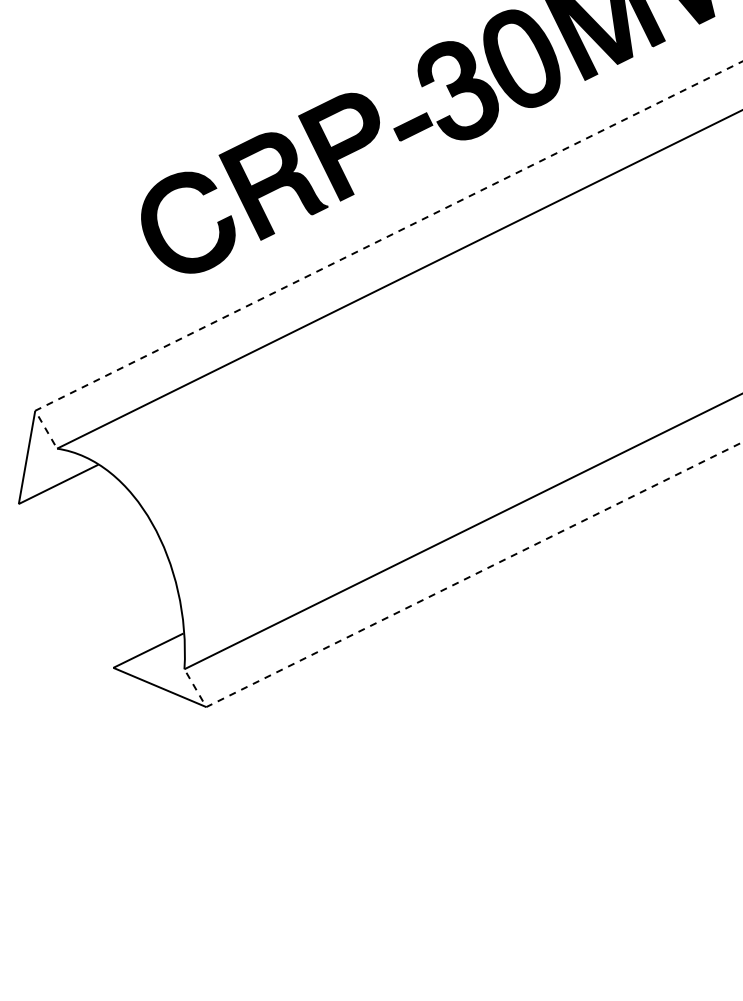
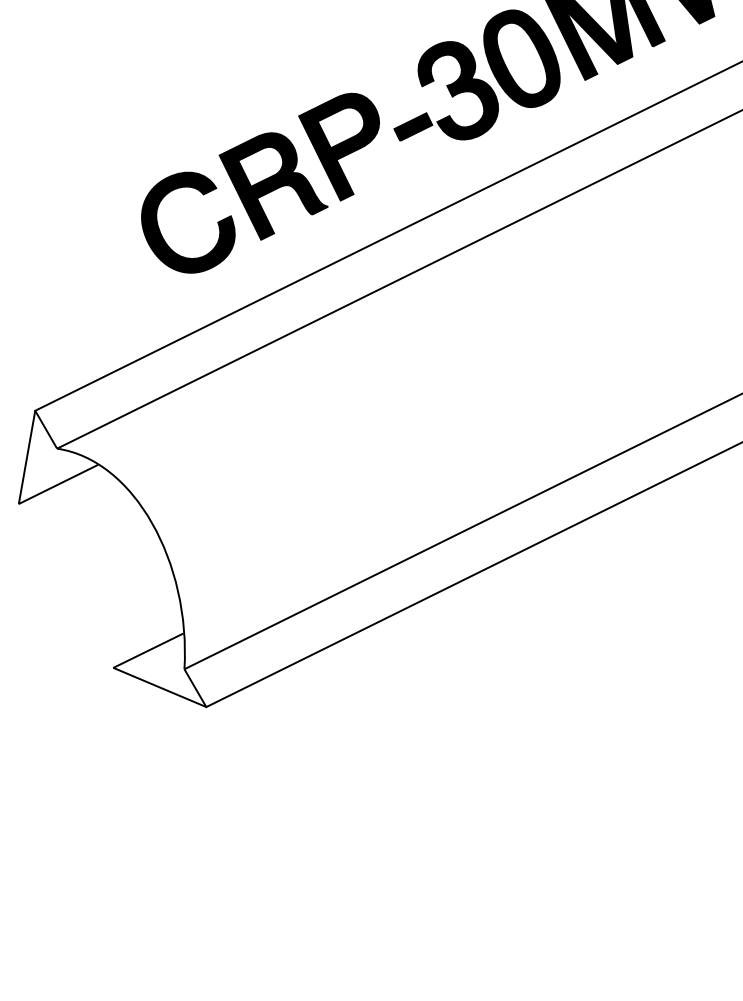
line: dashed -> solid (368, 246)
line: dashed -> solid (453, 584)
